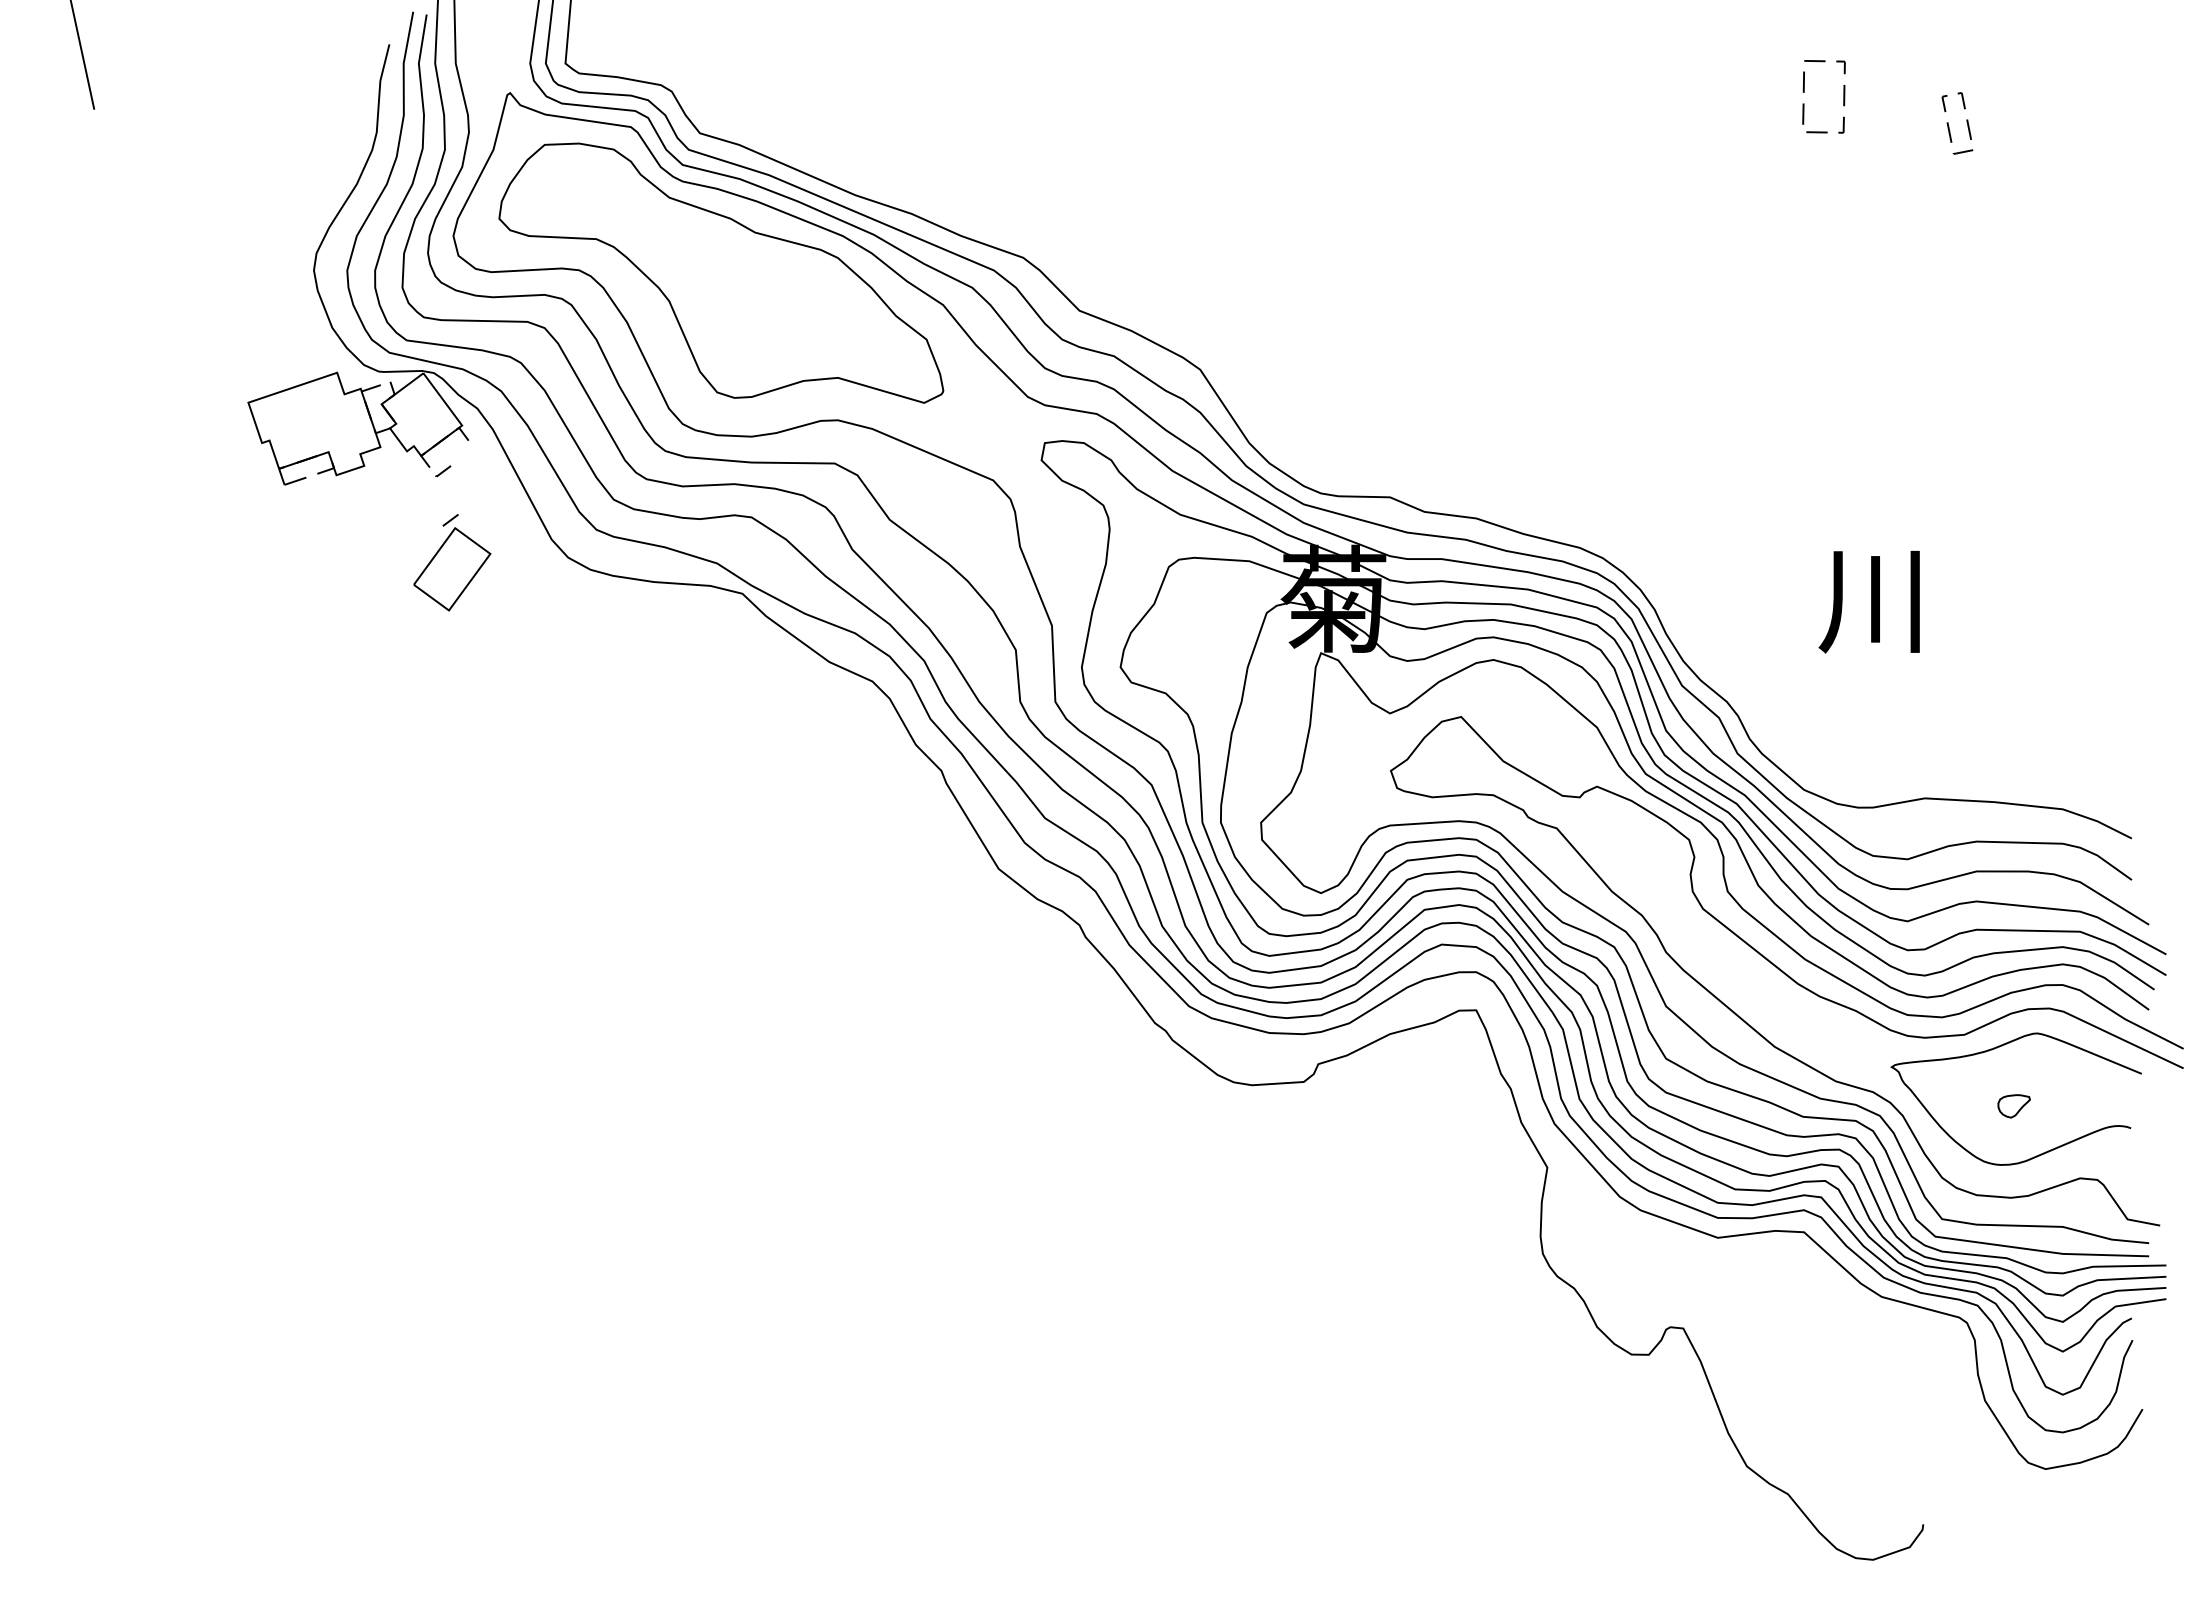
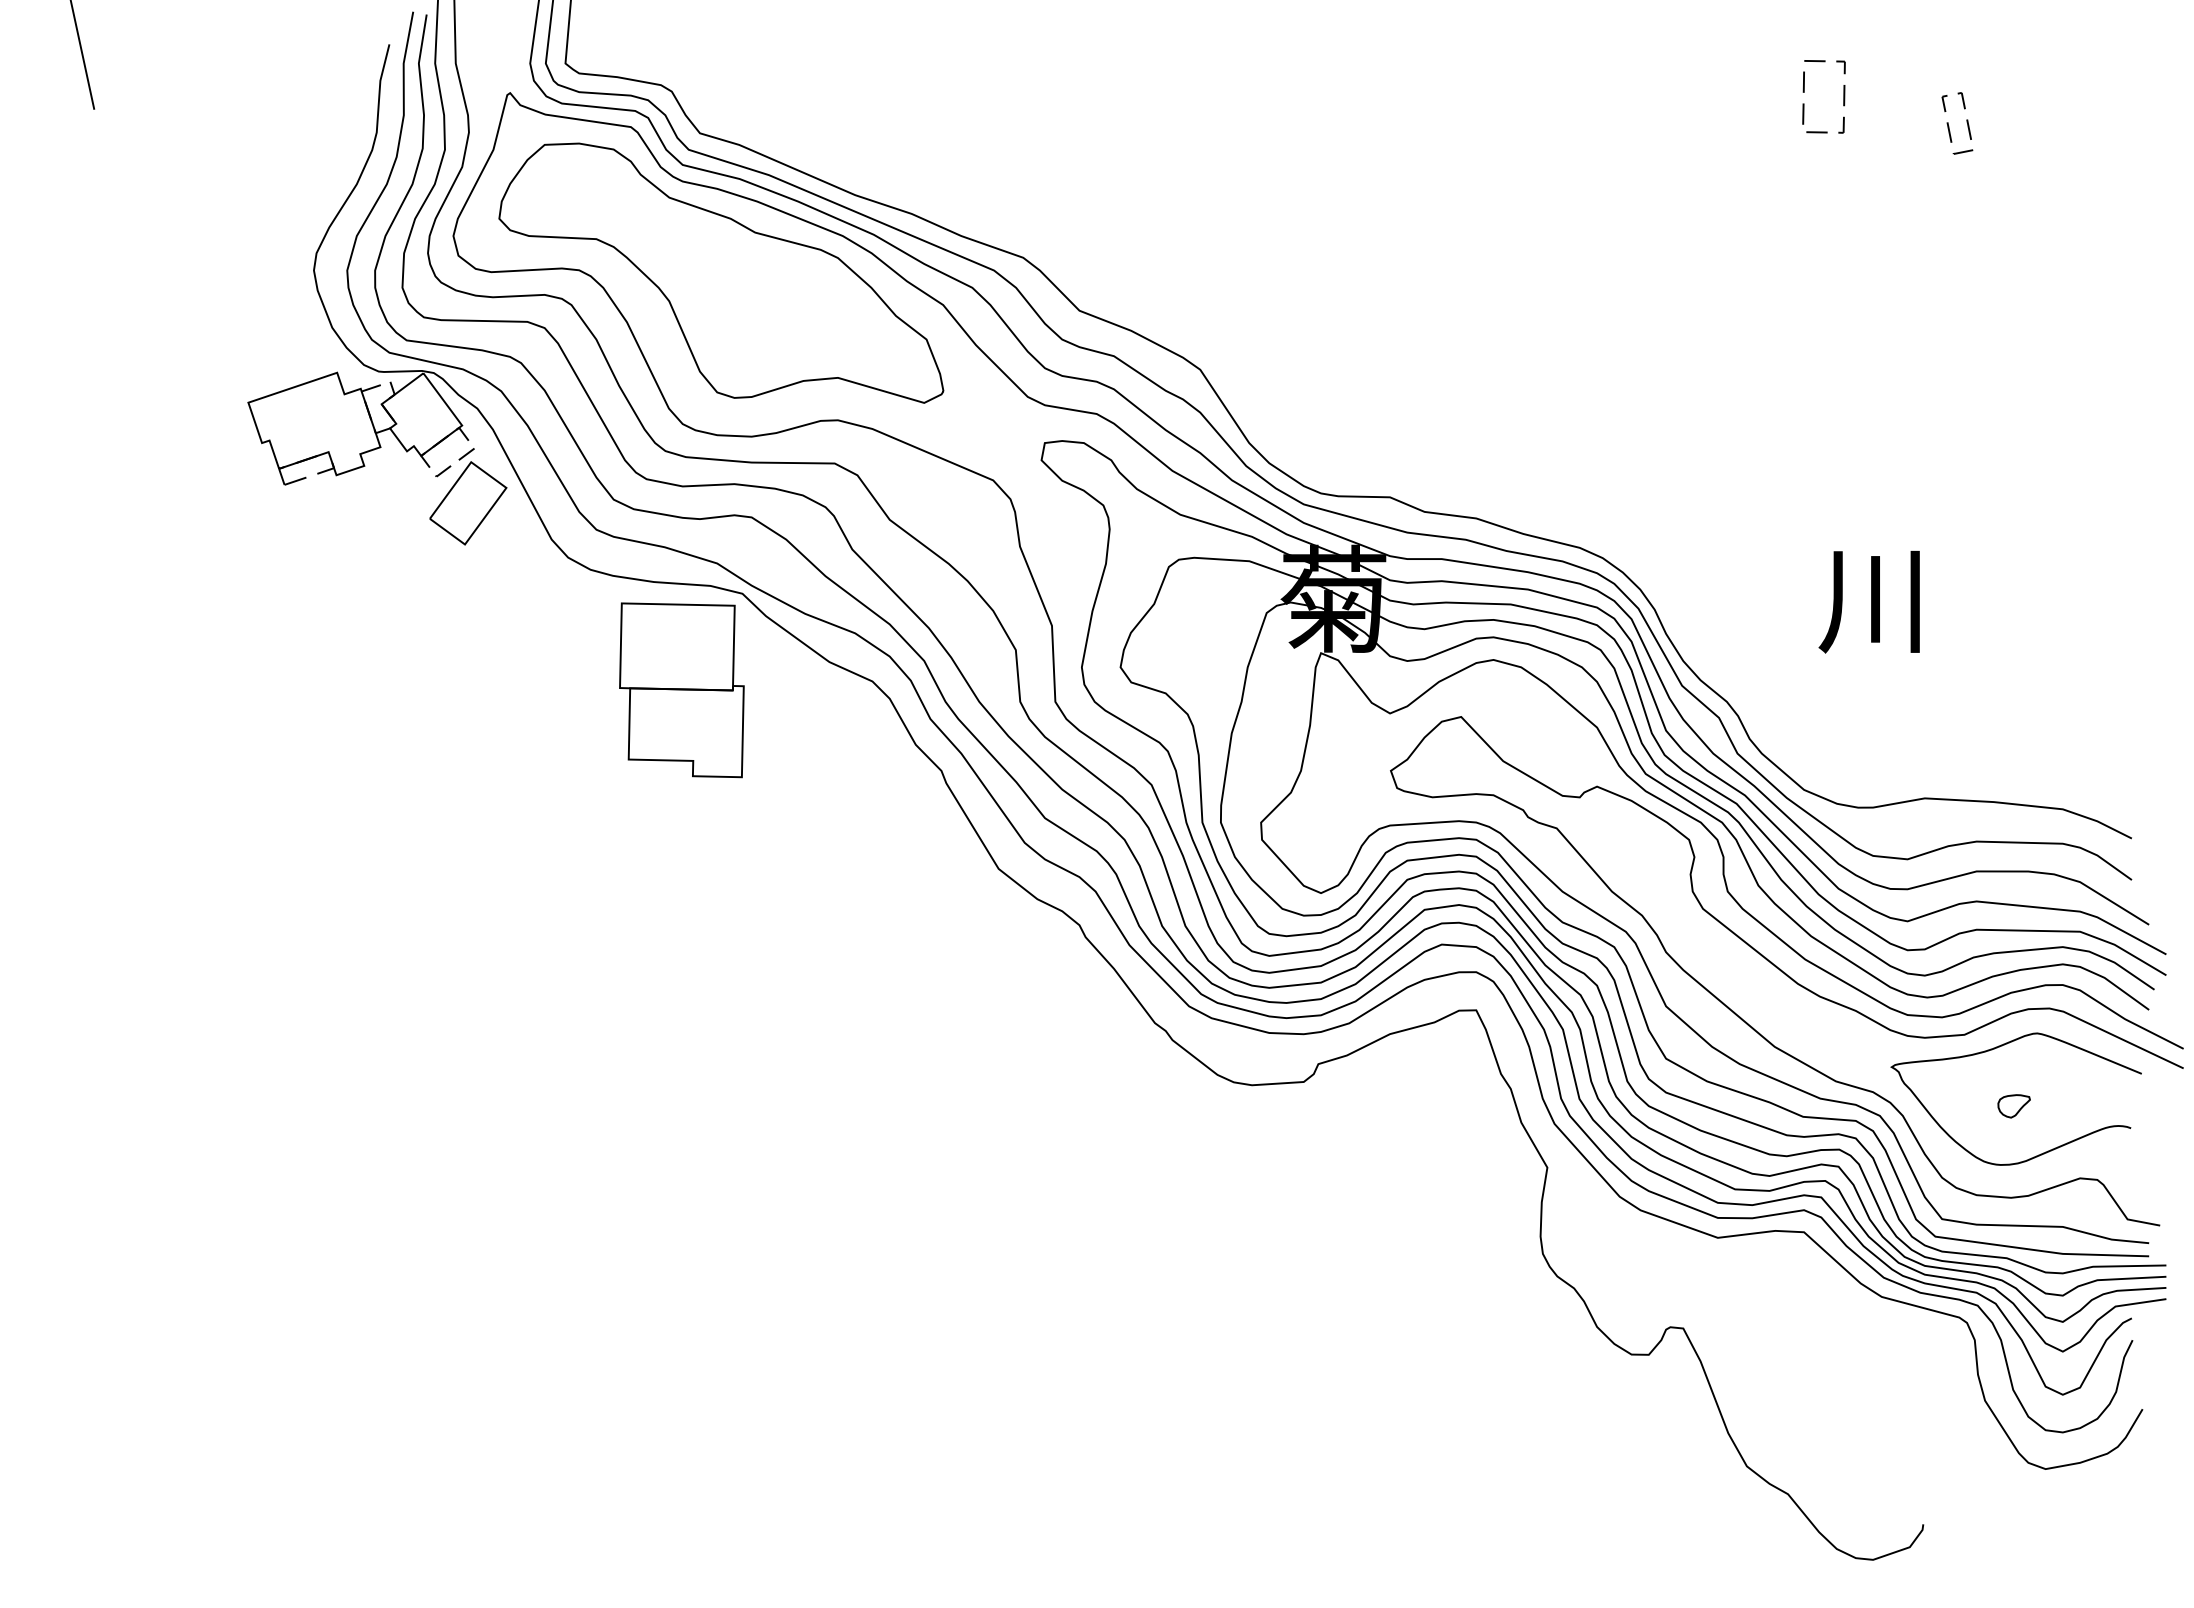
part position: (452, 562) -> (468, 496) (468, 496)
part: none -> present (681, 690)
